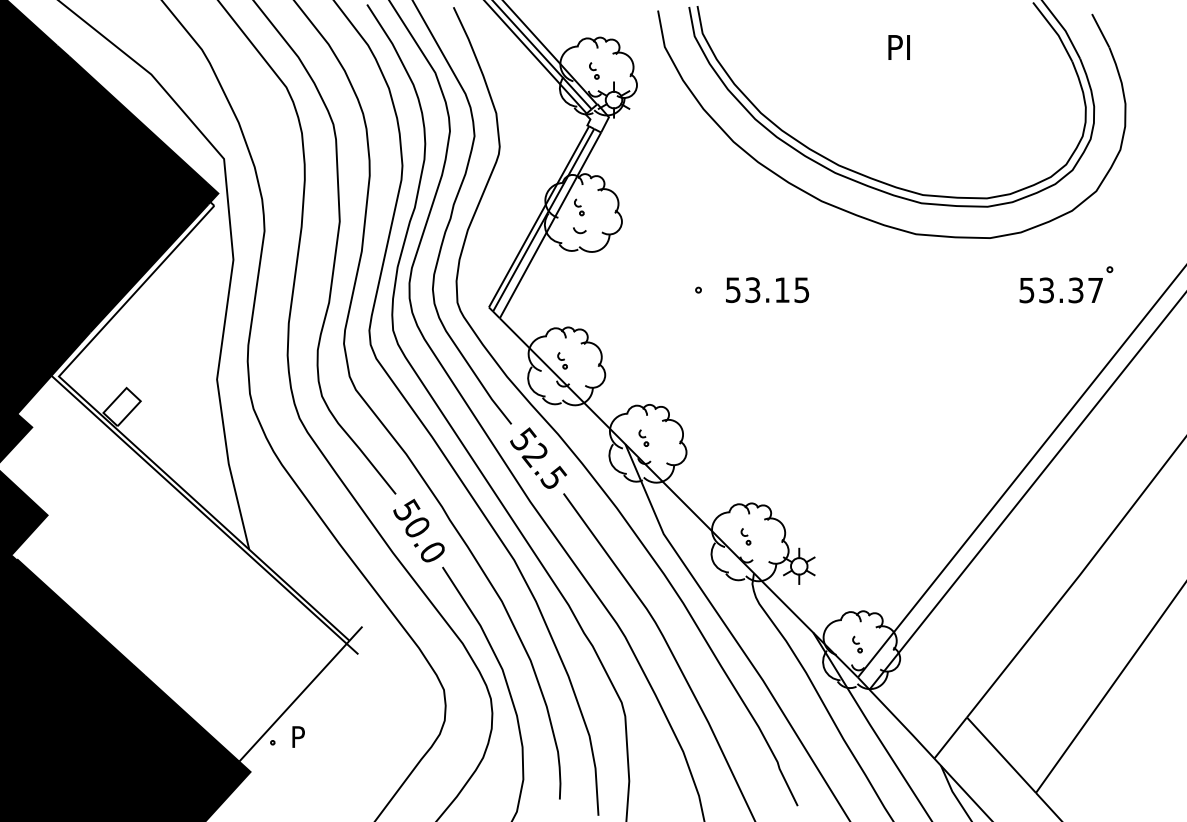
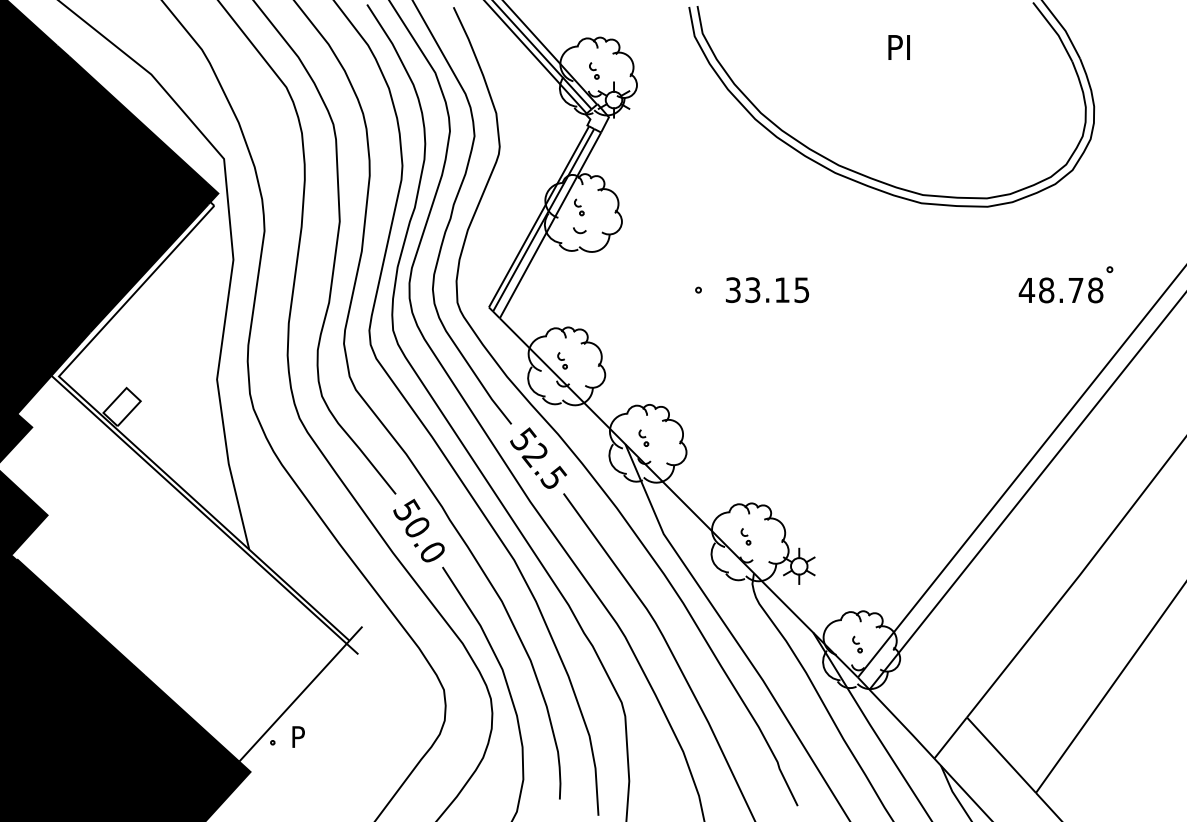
part: present -> none (855, 213)
text: 53.15 -> 33.15 (733, 289)
text: 53.37 -> 48.78 (1060, 290)
